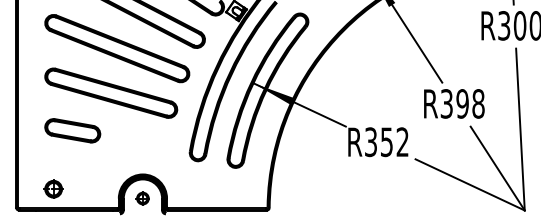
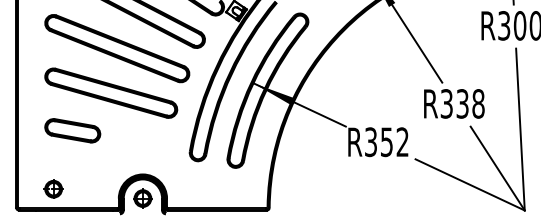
text: R398 -> R338 (462, 103)
part size: 15x15 px -> 20x21 px (142, 198)
